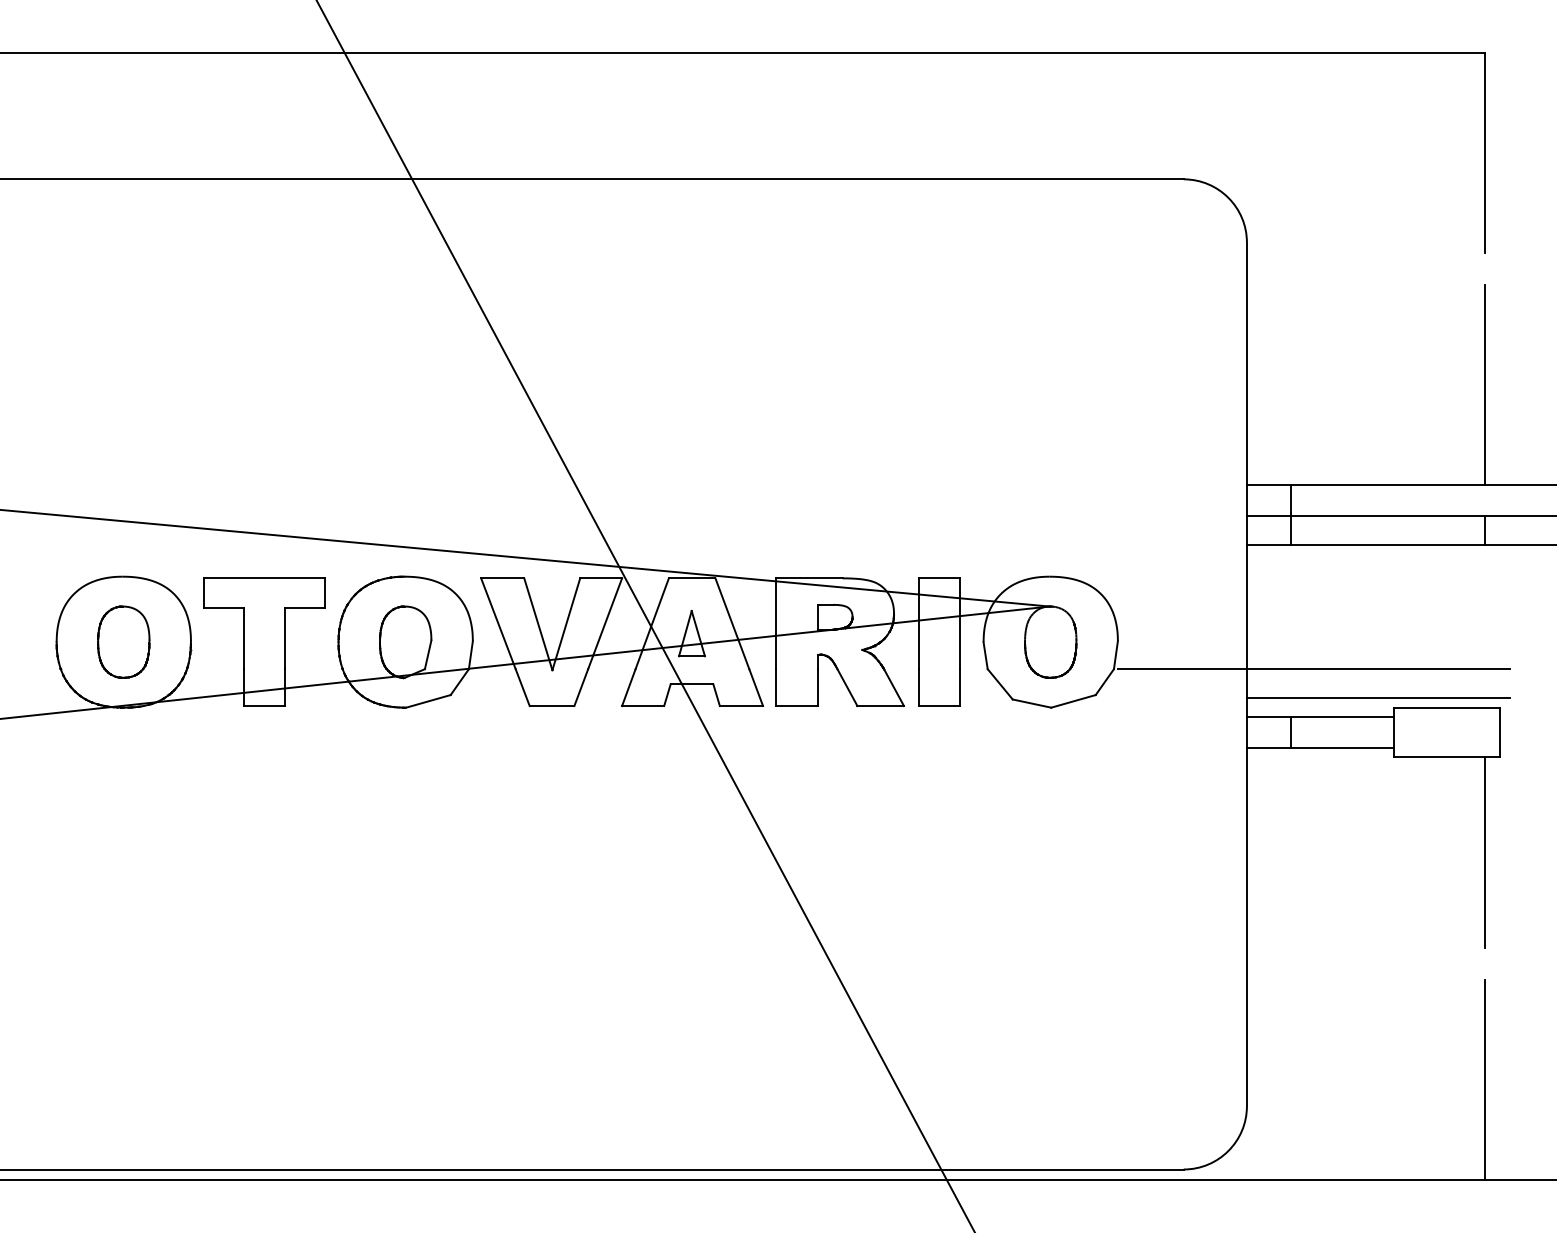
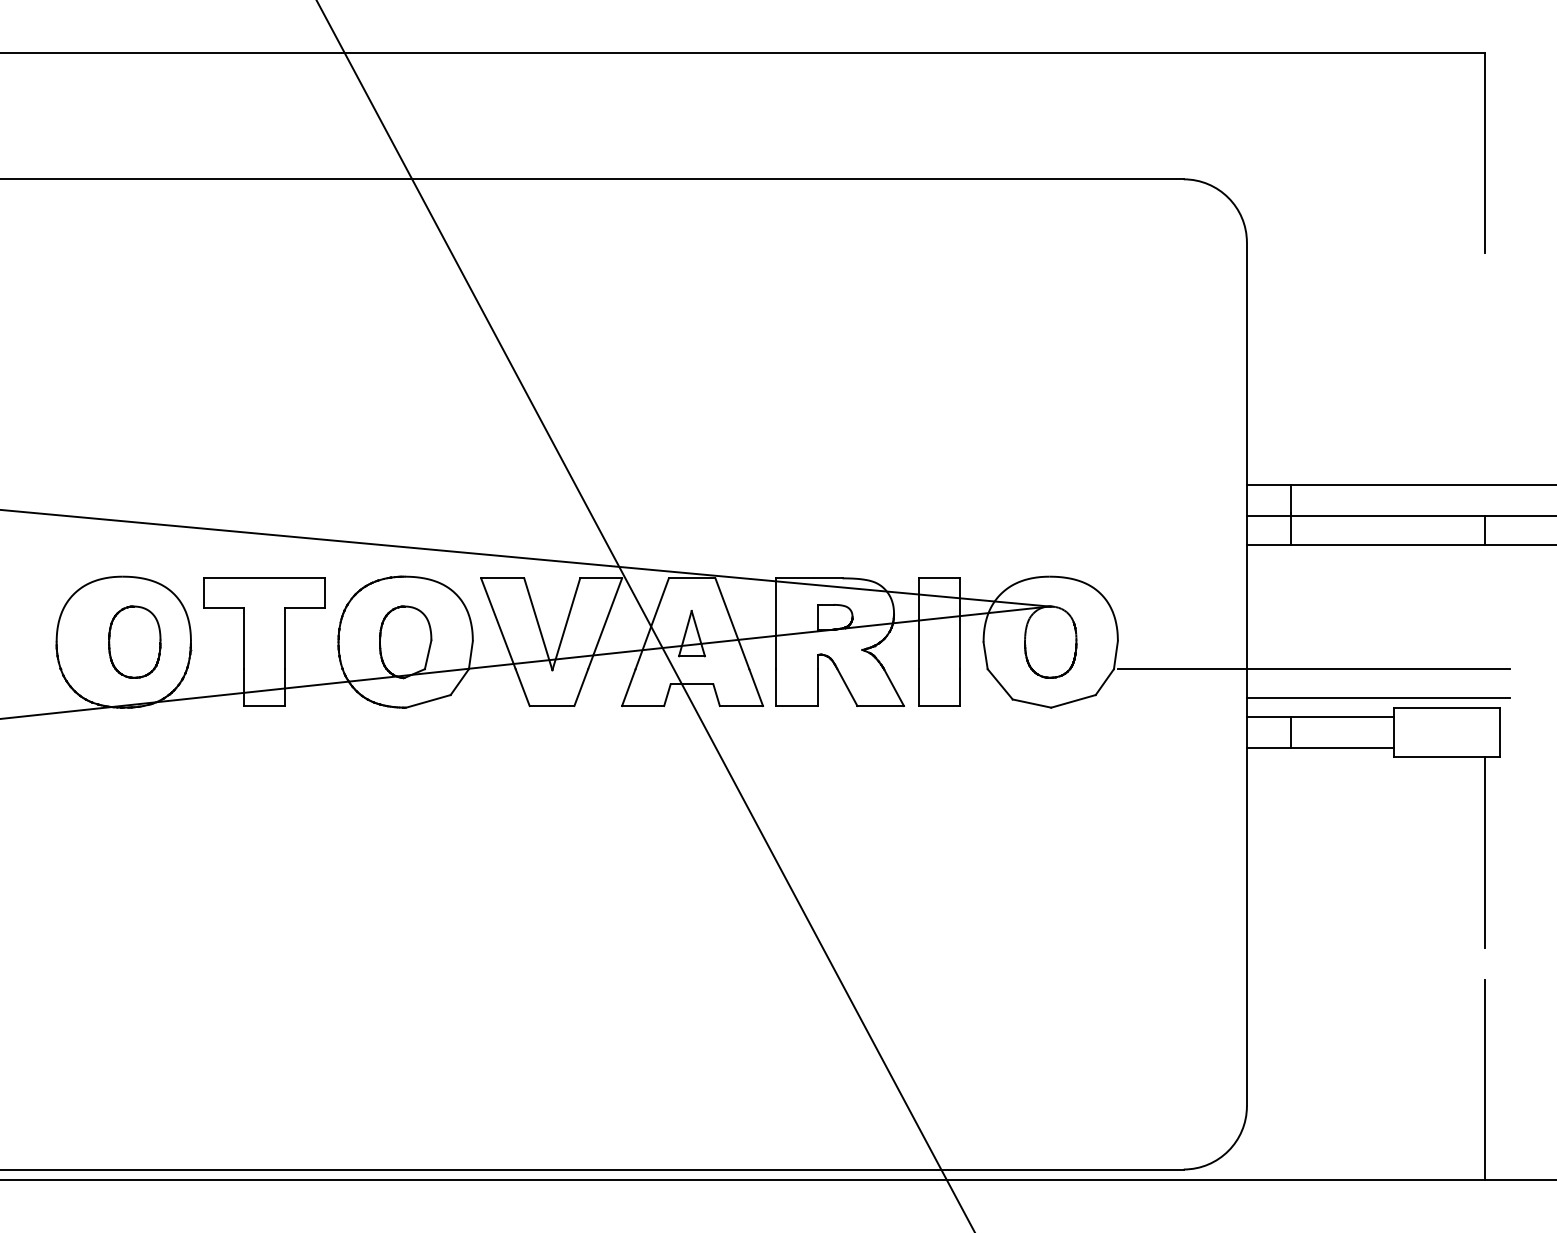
line: present -> none (1484, 384)
part position: (123, 641) -> (134, 641) (134, 641)
